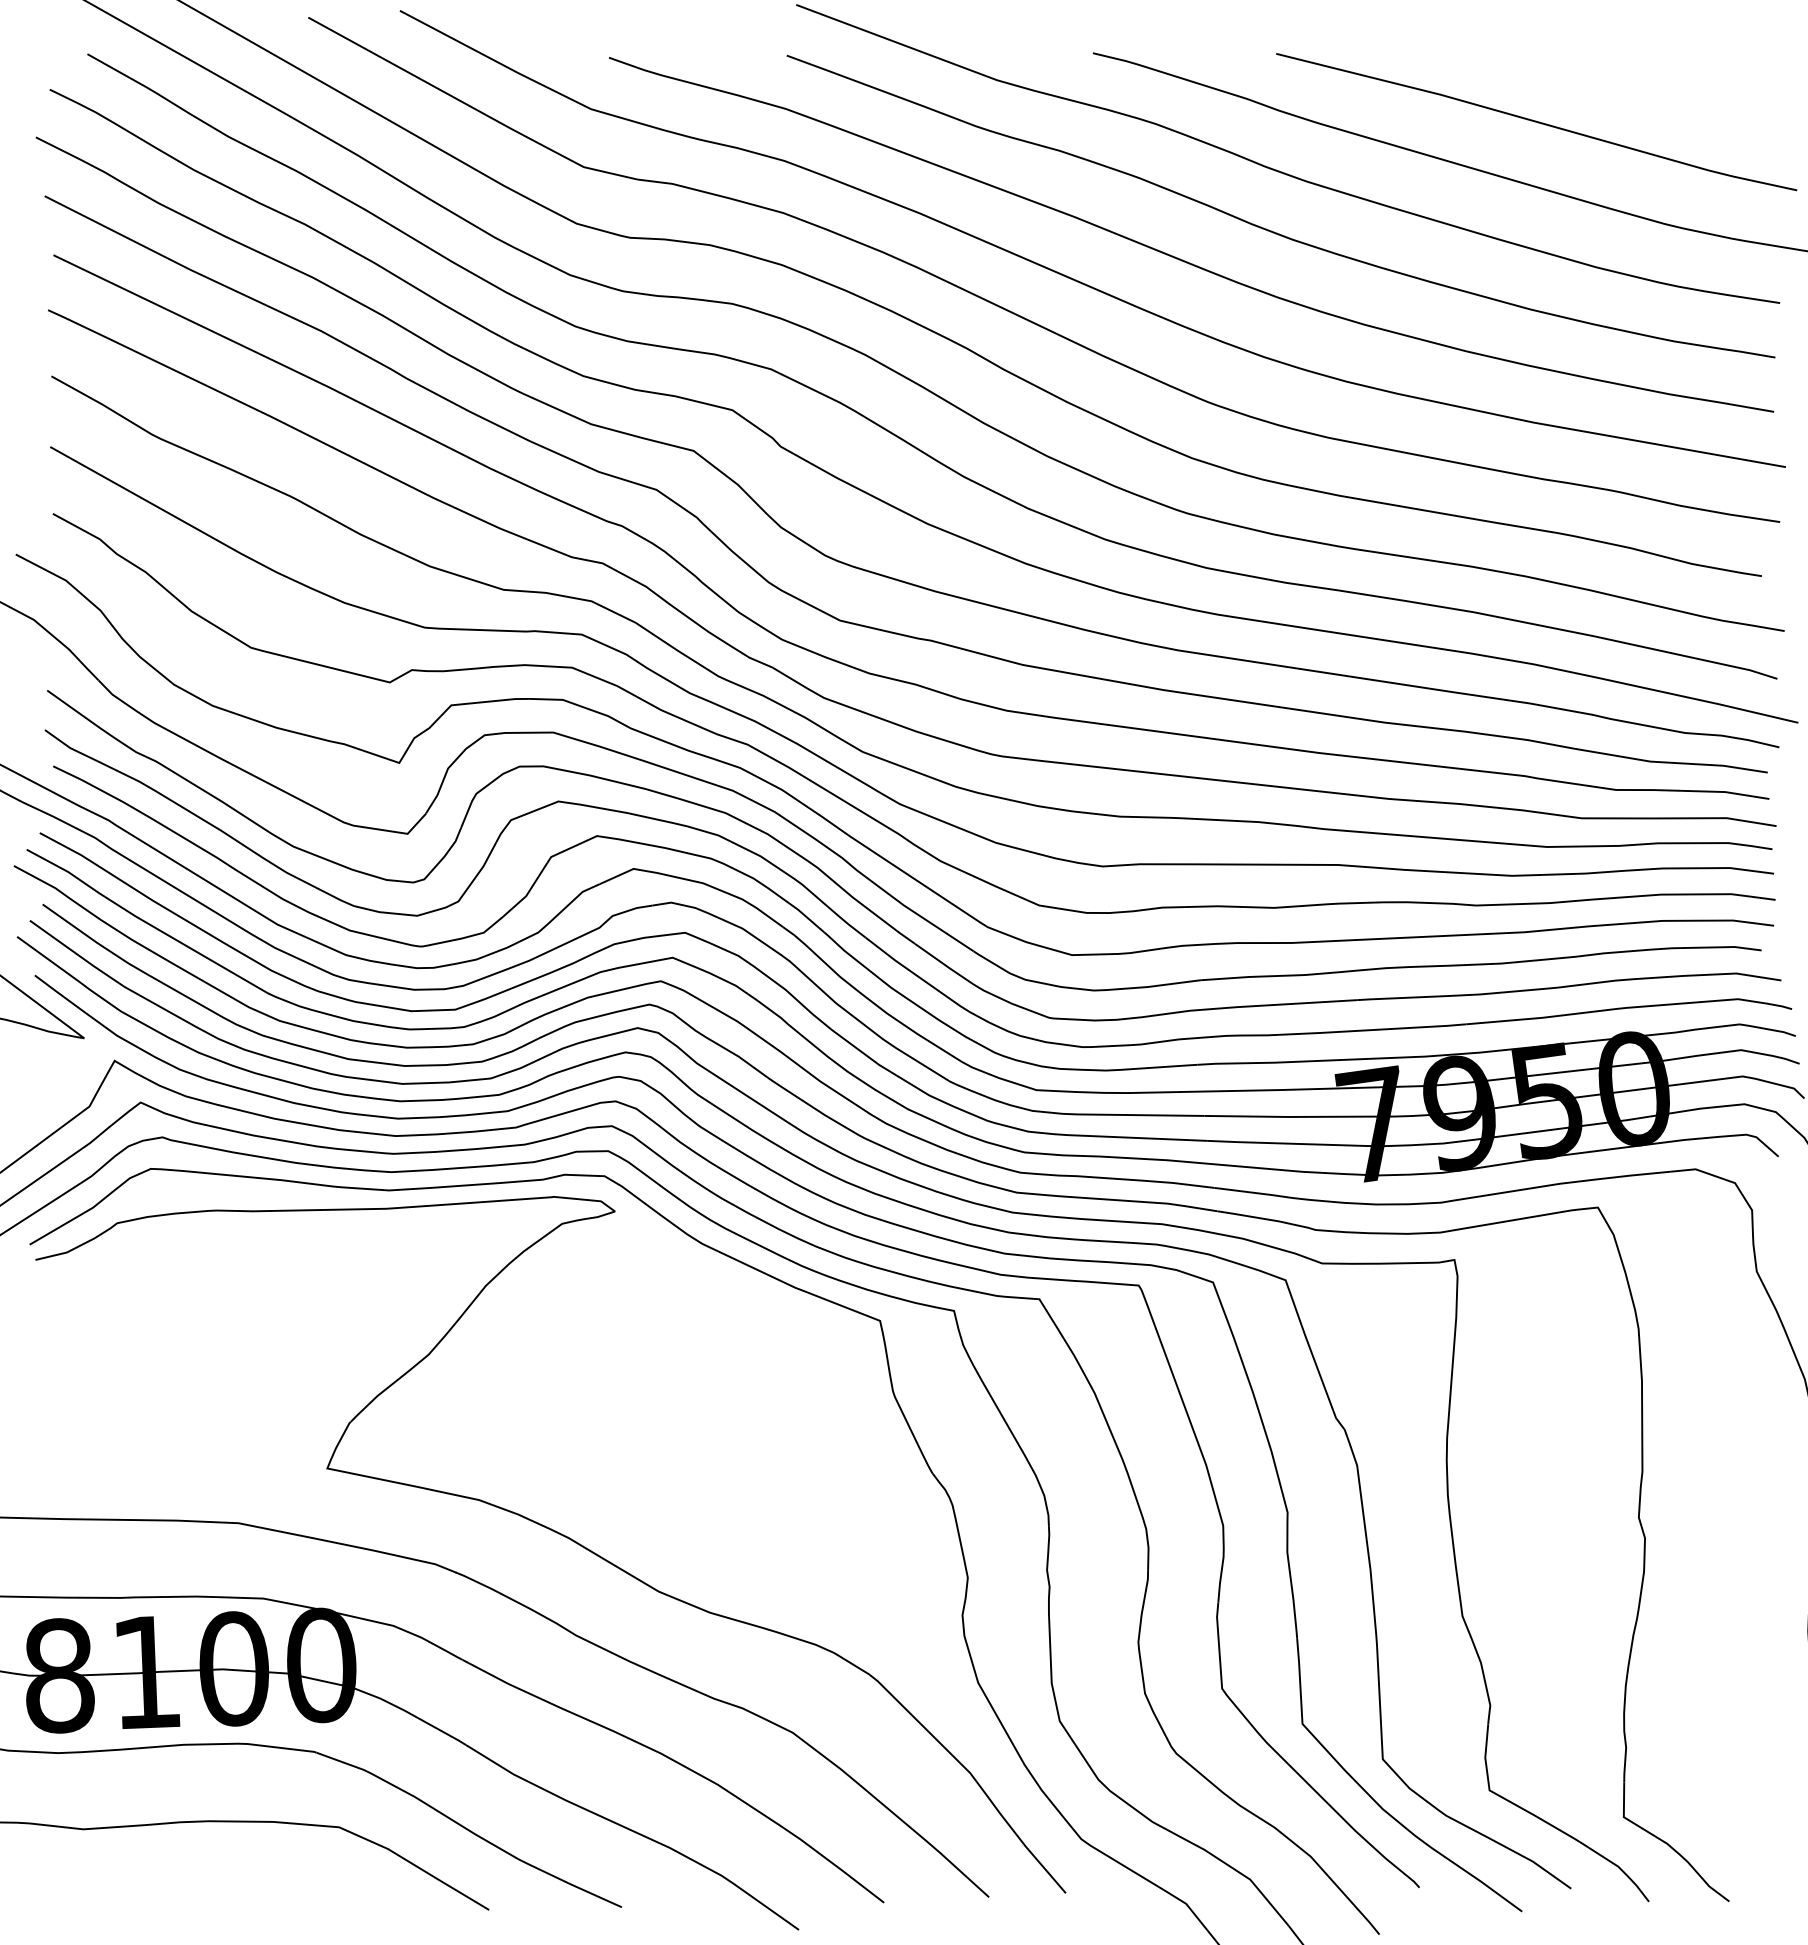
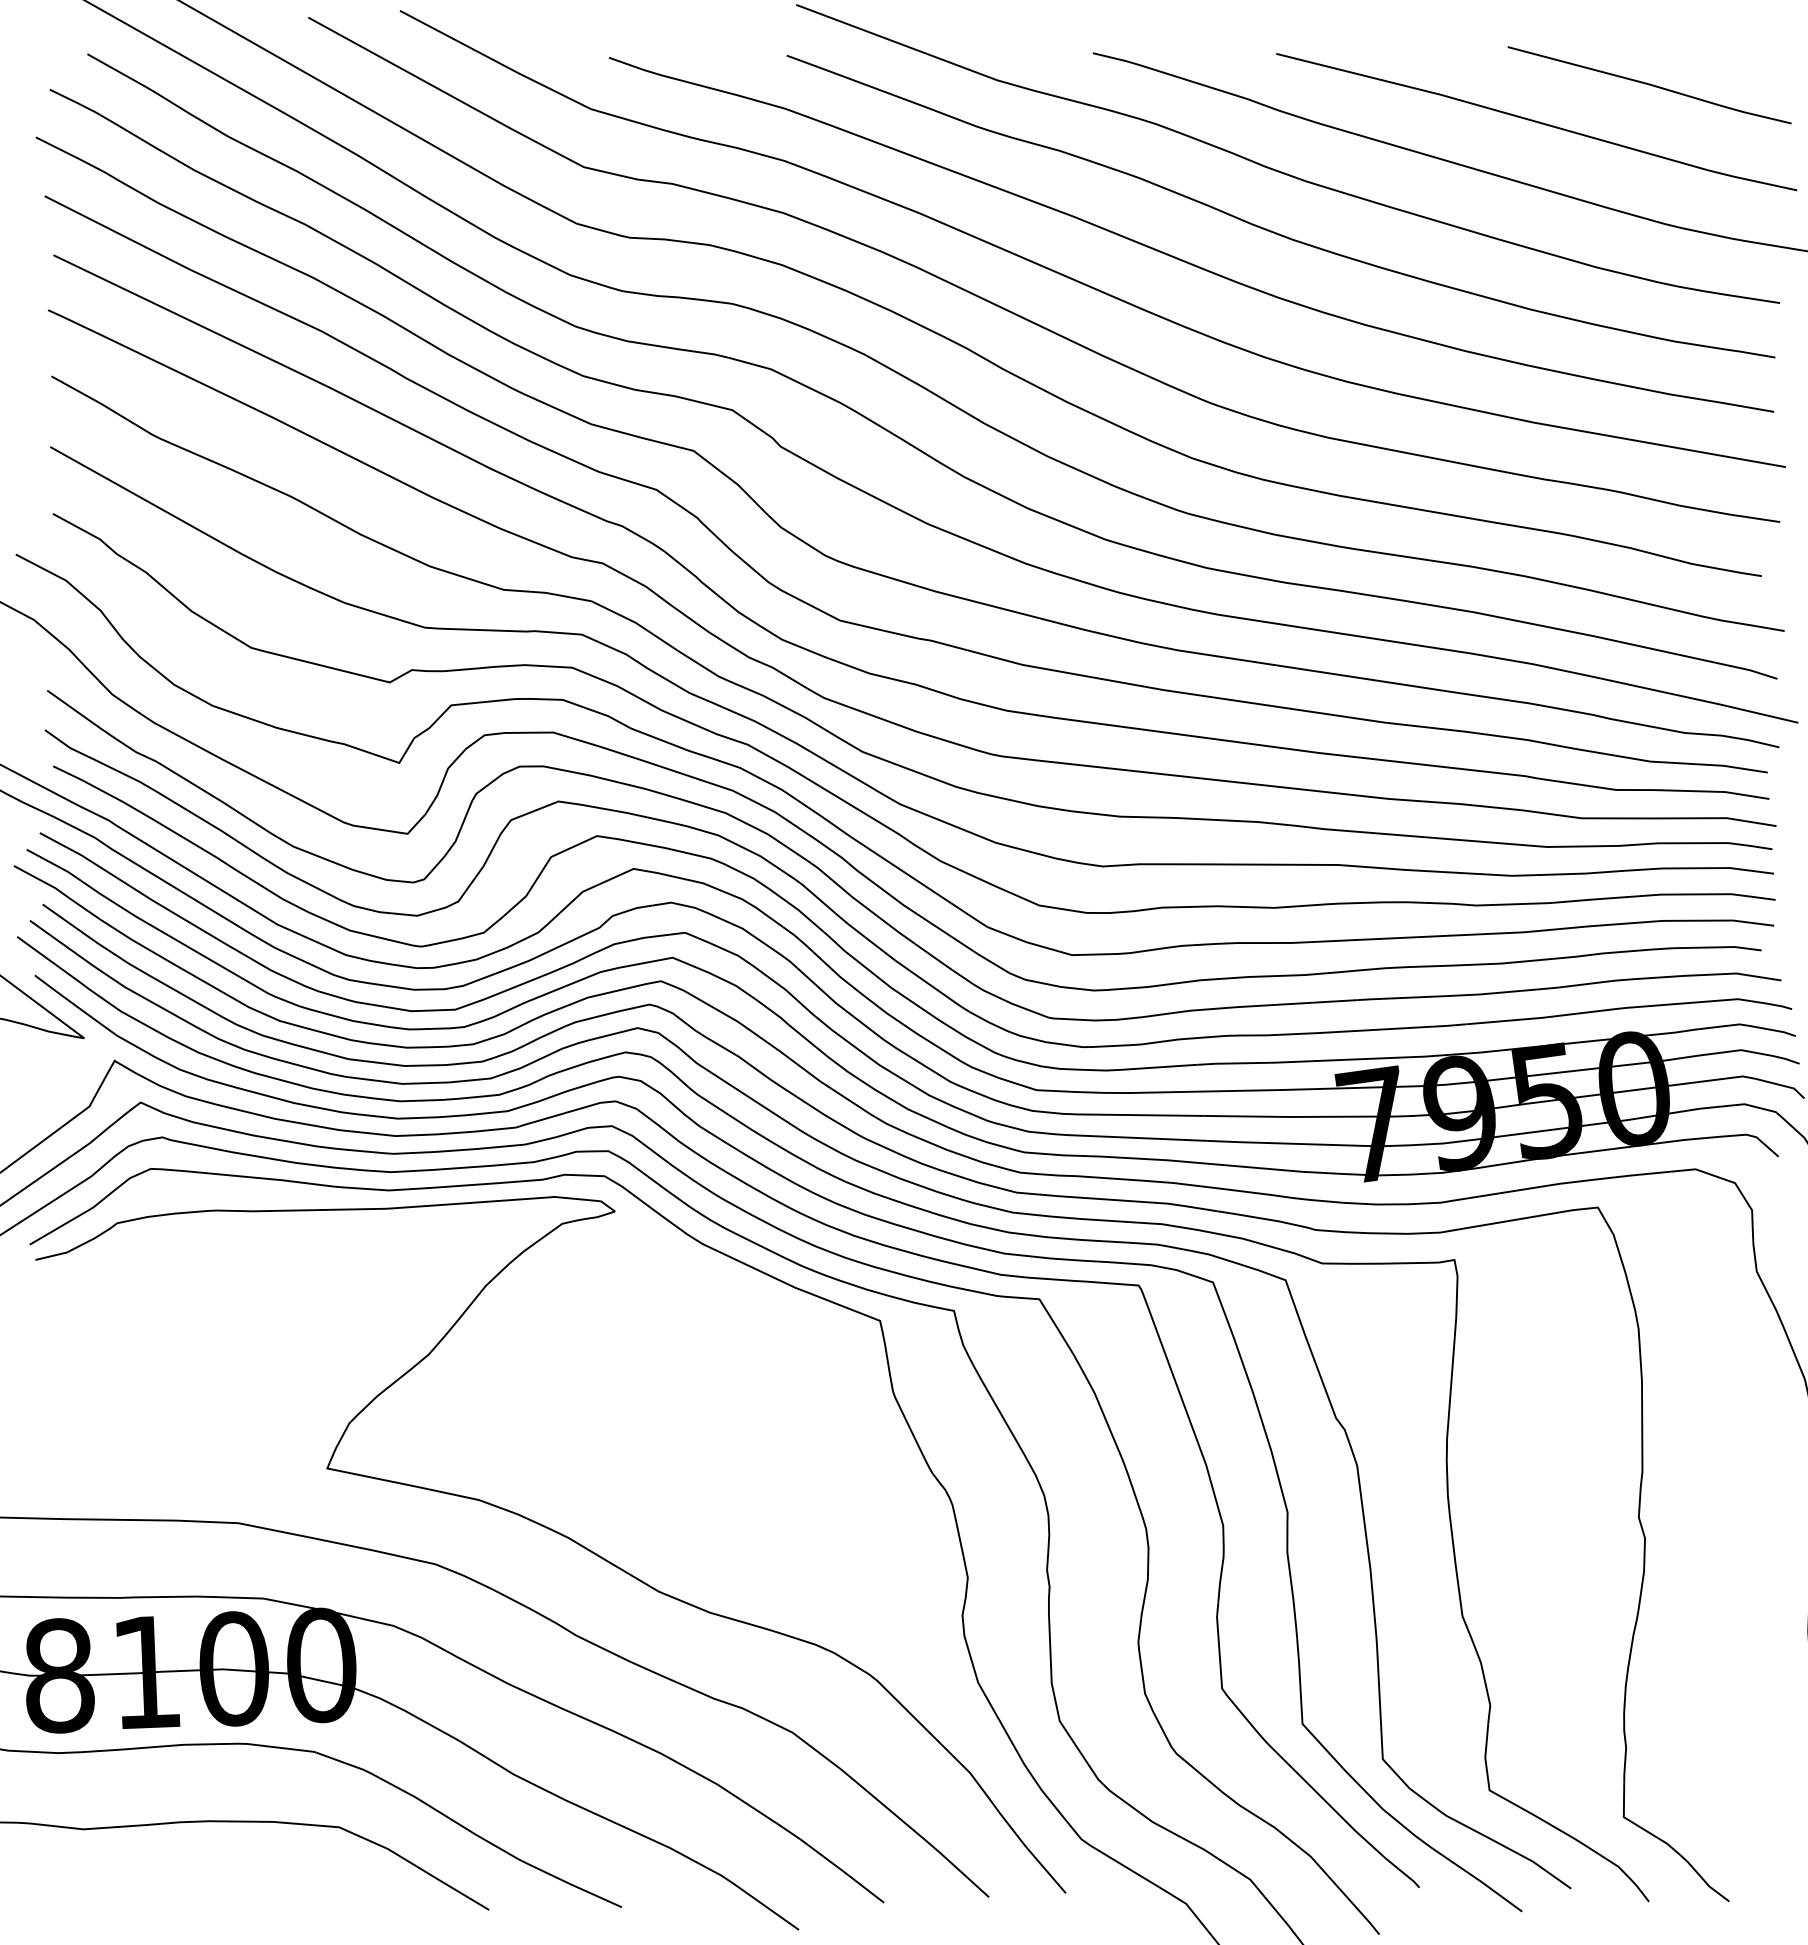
line: none -> present (1649, 85)
